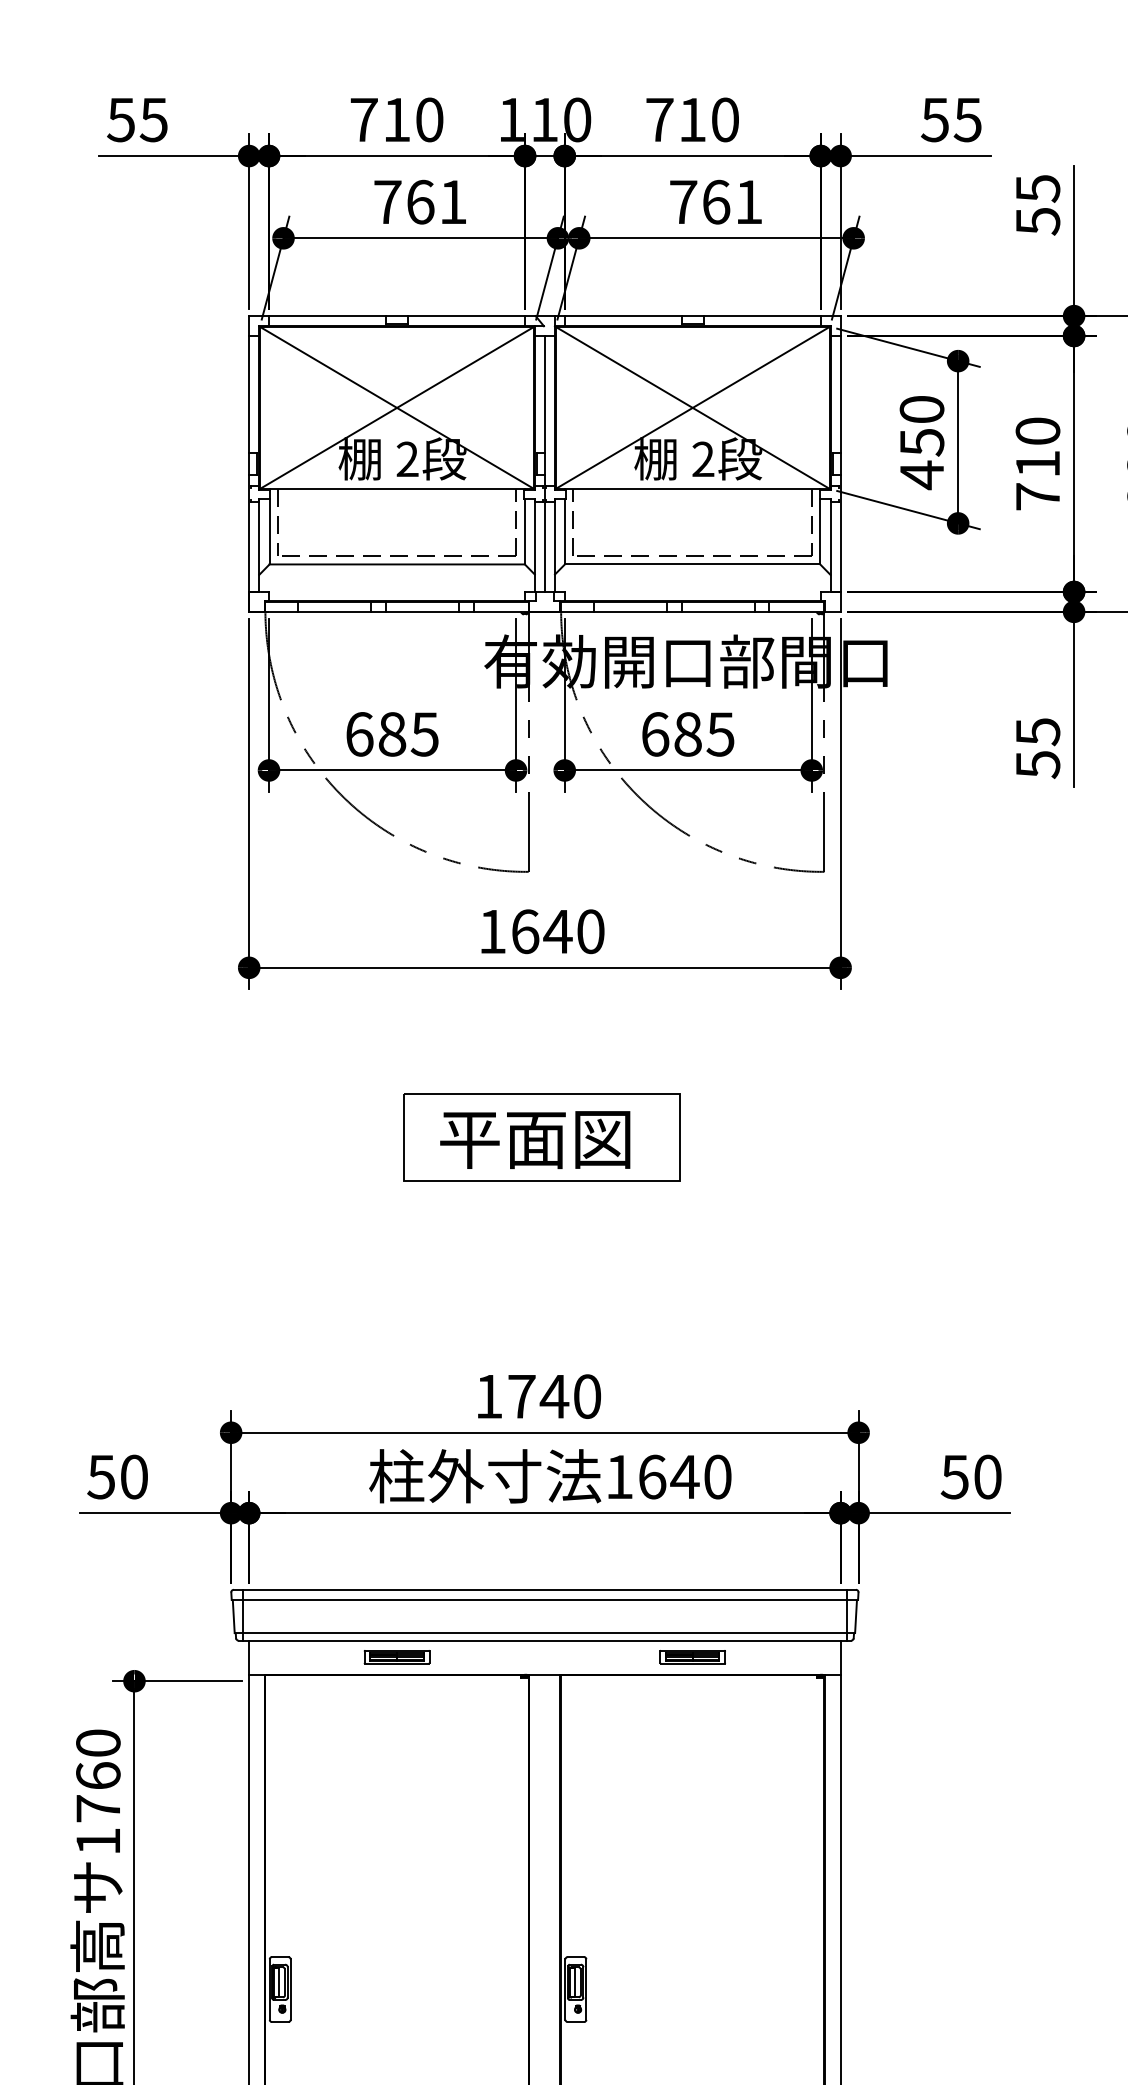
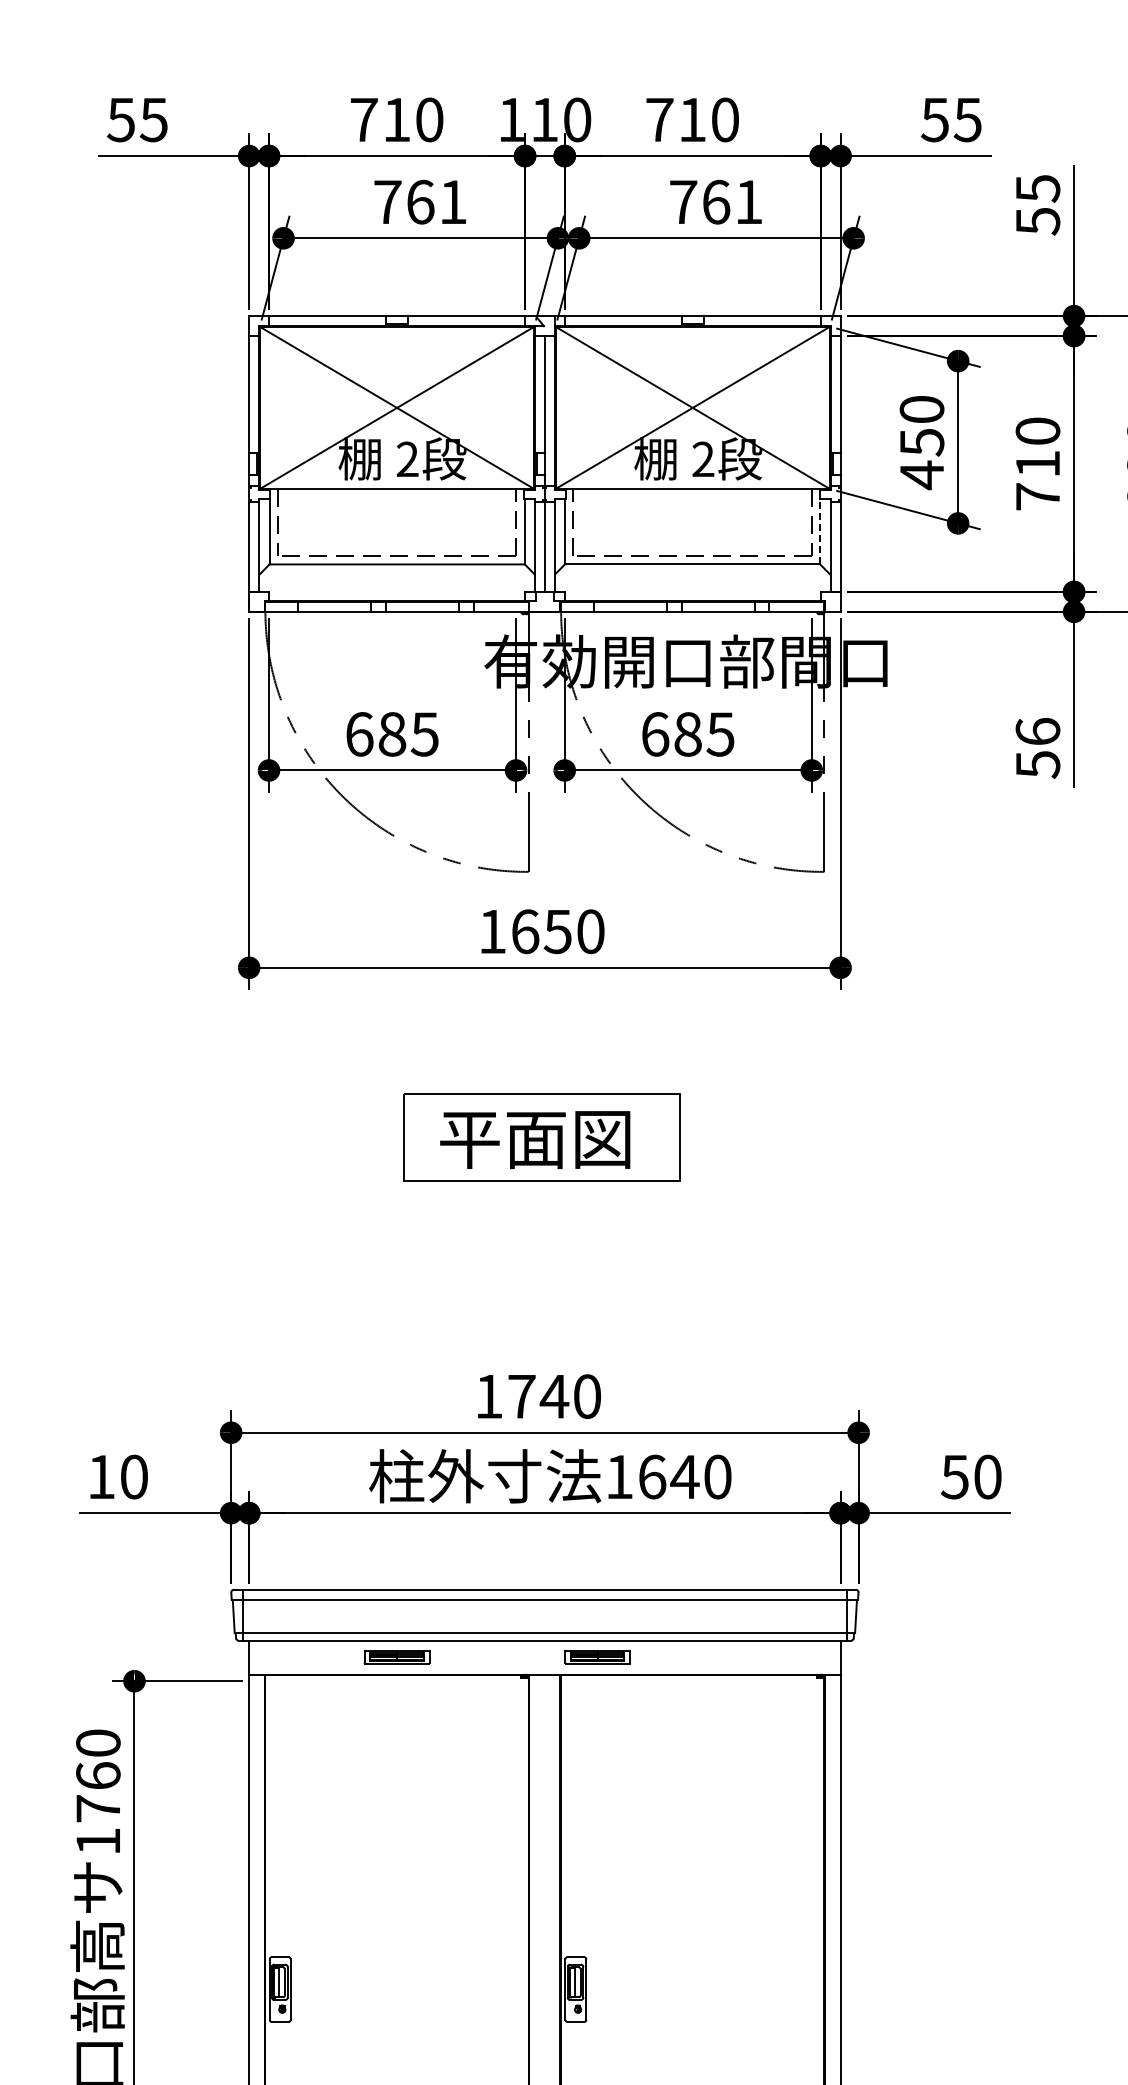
line: solid -> dashed (820, 531)
text: 55 -> 56 (1037, 732)
text: 1640 -> 1650 (557, 932)
text: 50 -> 10 (100, 1477)
part position: (692, 1657) -> (597, 1657) (597, 1657)
